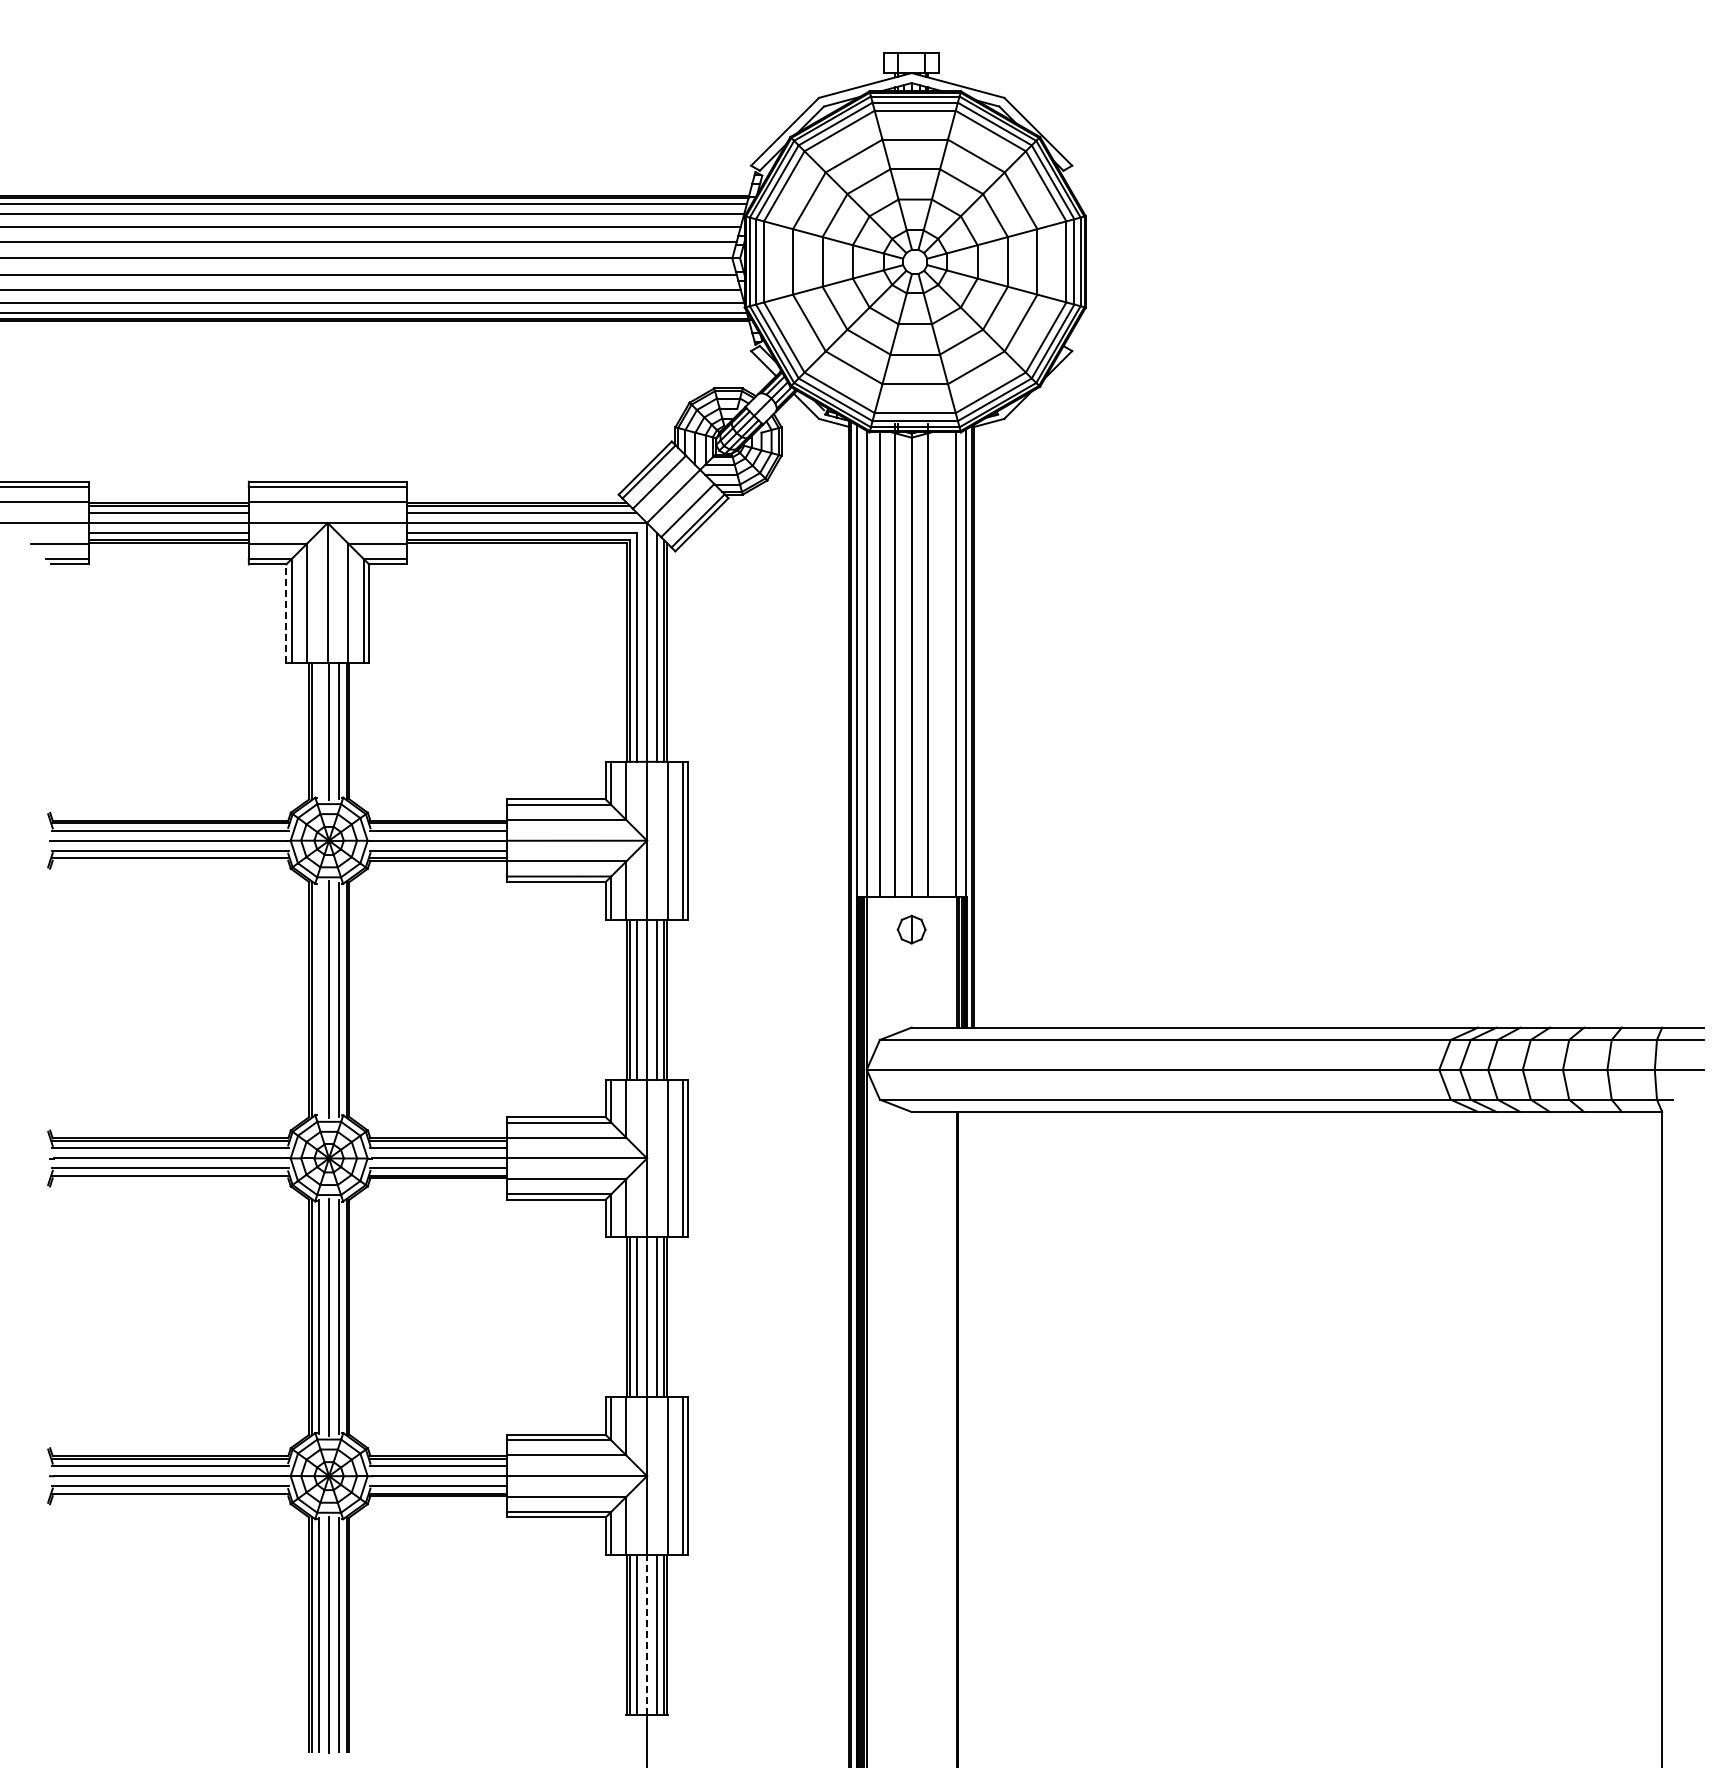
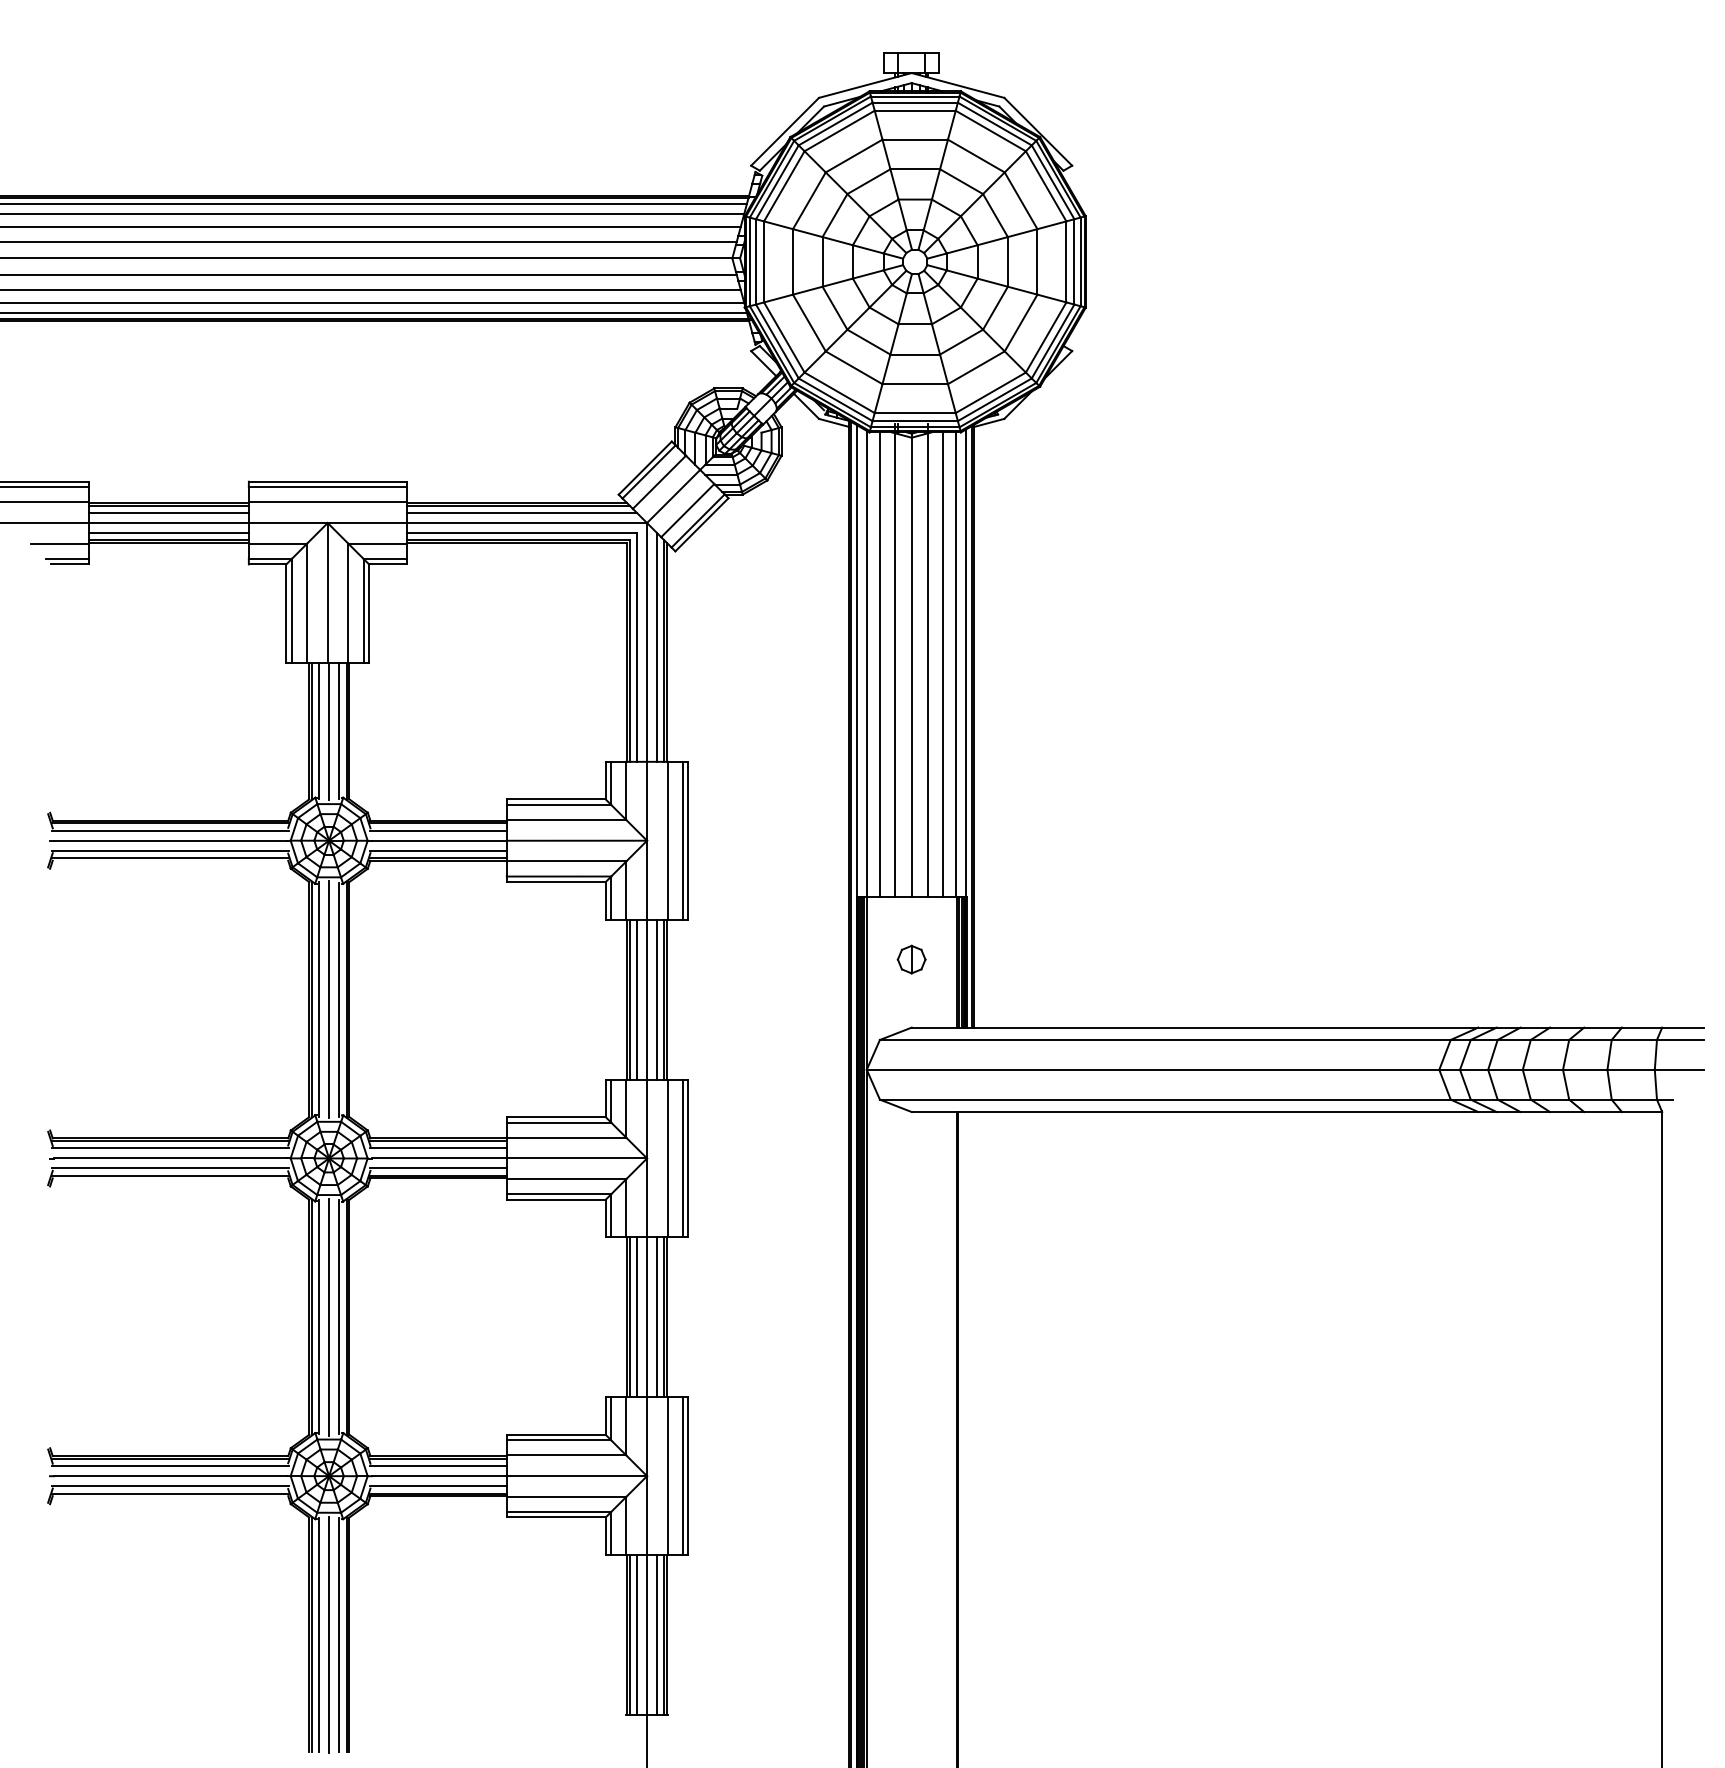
line: dashed -> solid (286, 613)
line: none -> present (943, 664)
line: none -> present (319, 731)
part position: (911, 929) -> (911, 959) (911, 959)
line: none -> present (319, 999)
line: dashed -> solid (647, 1635)
